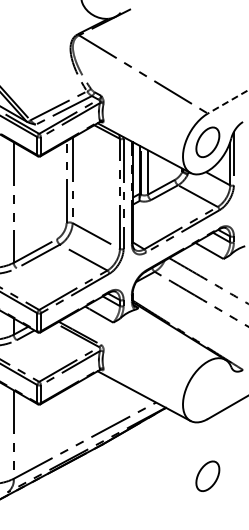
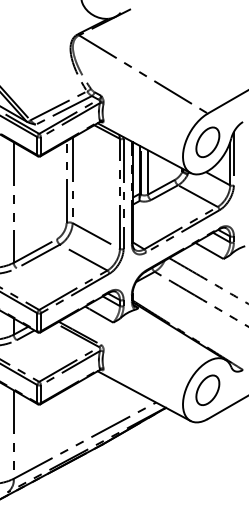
line: dashed -> solid (227, 102)
part position: (207, 475) -> (207, 389) (207, 389)
